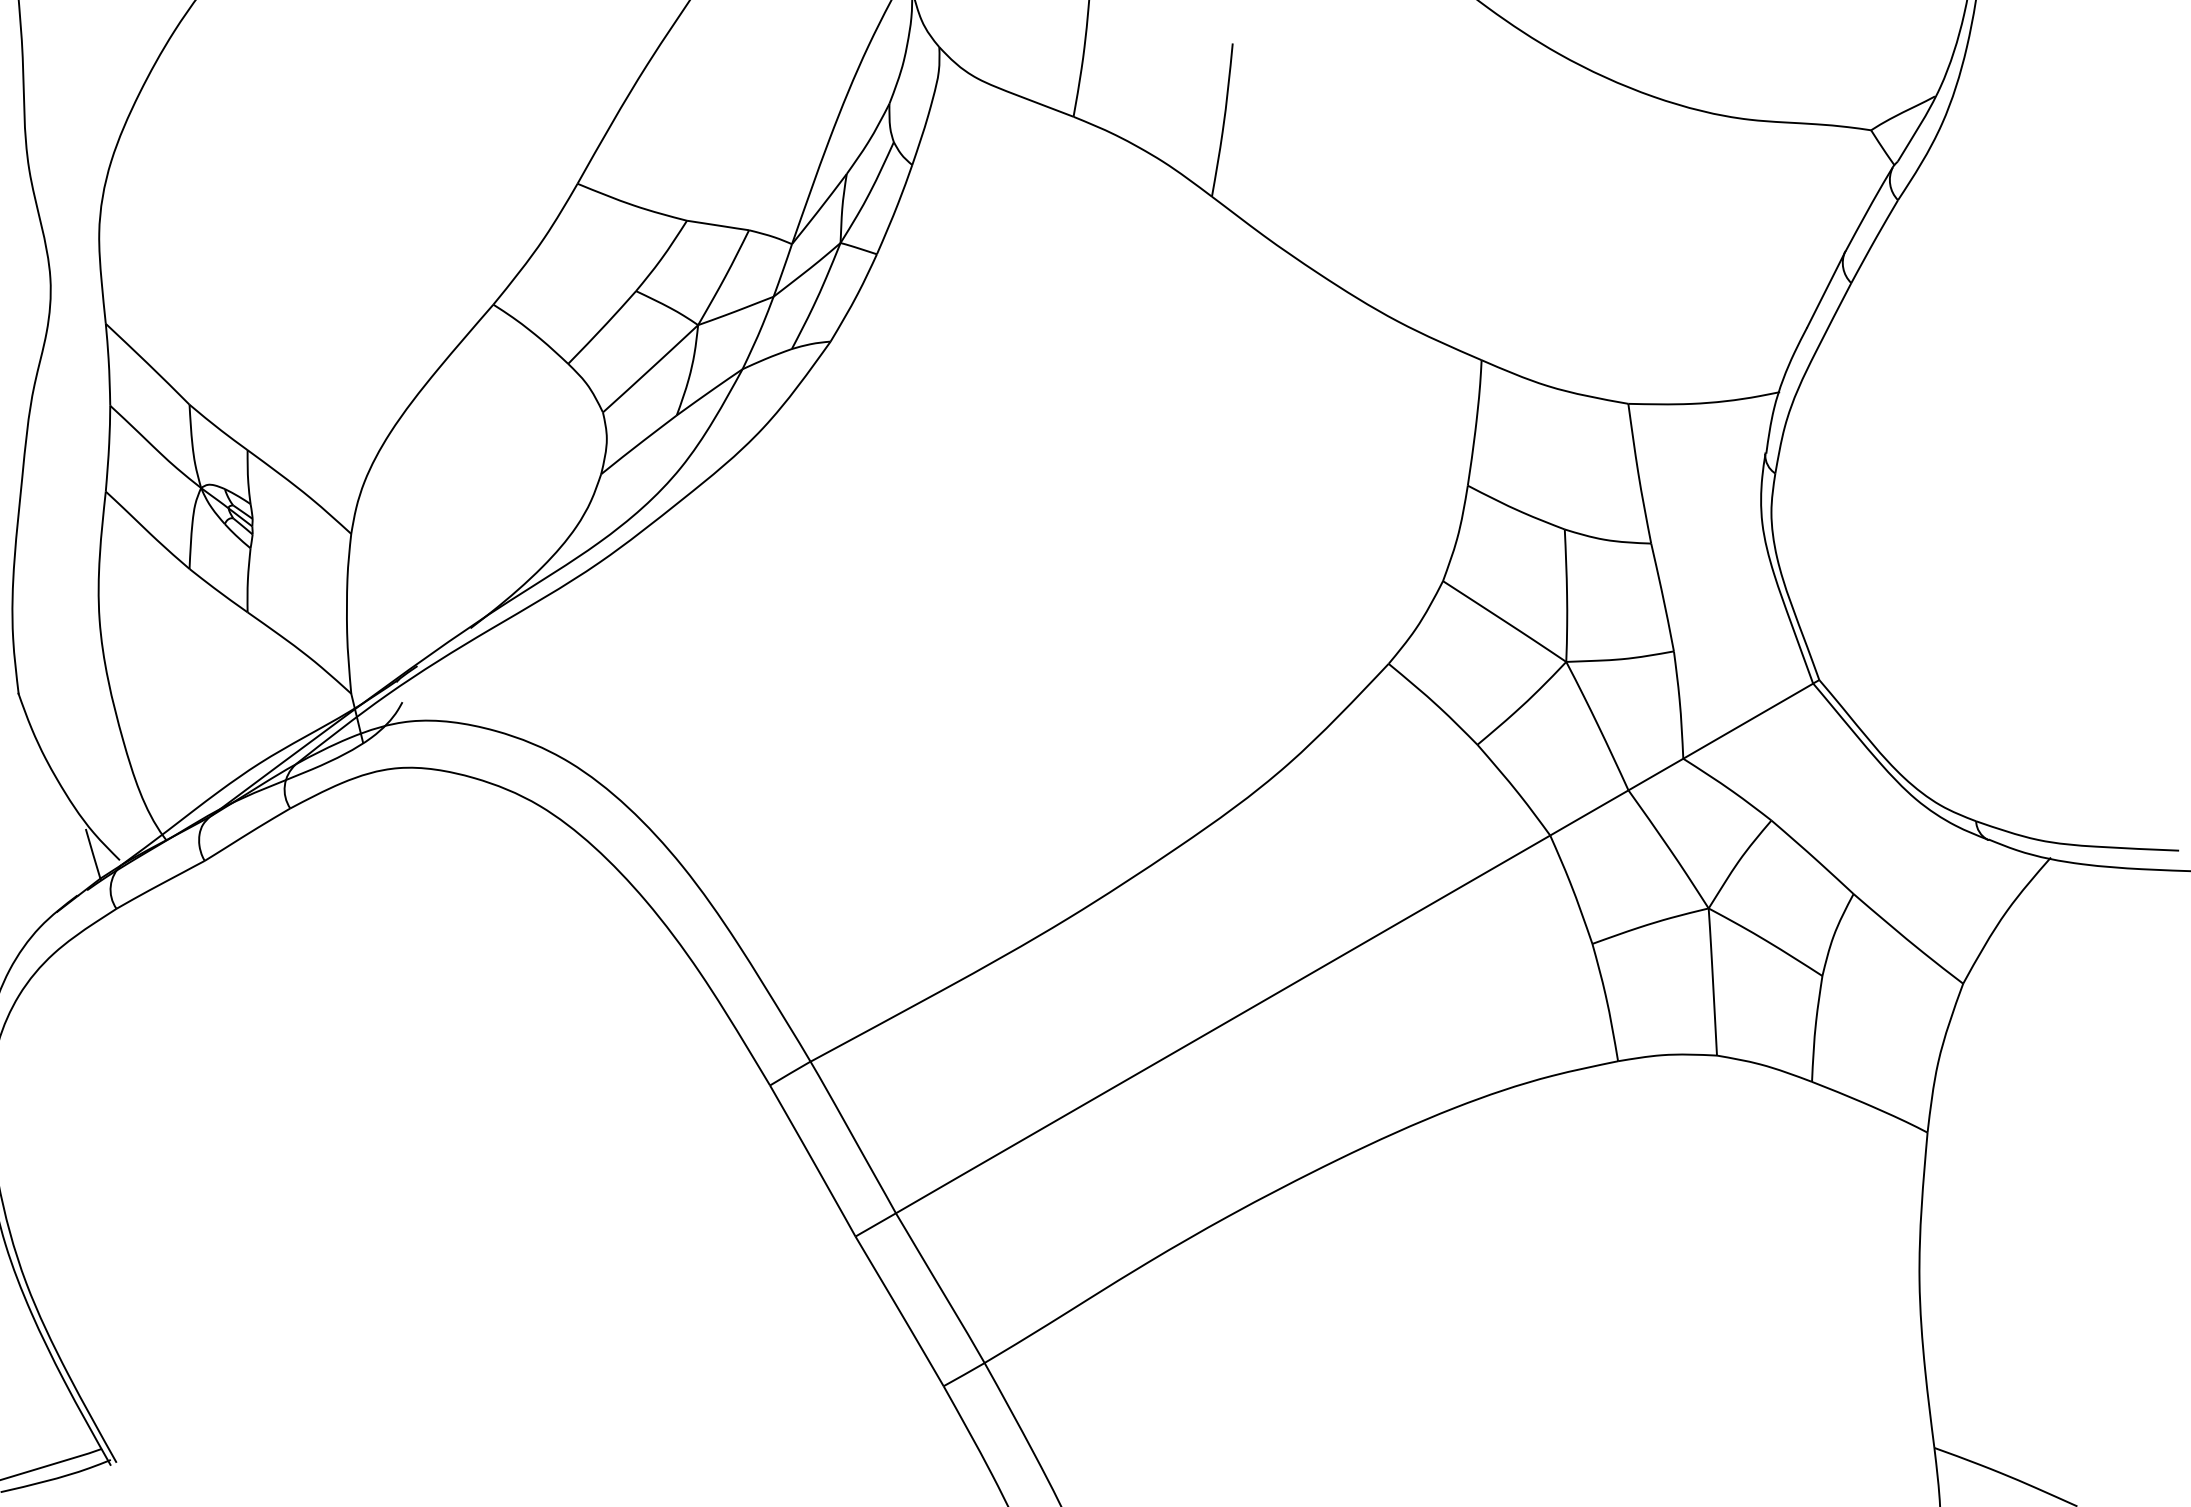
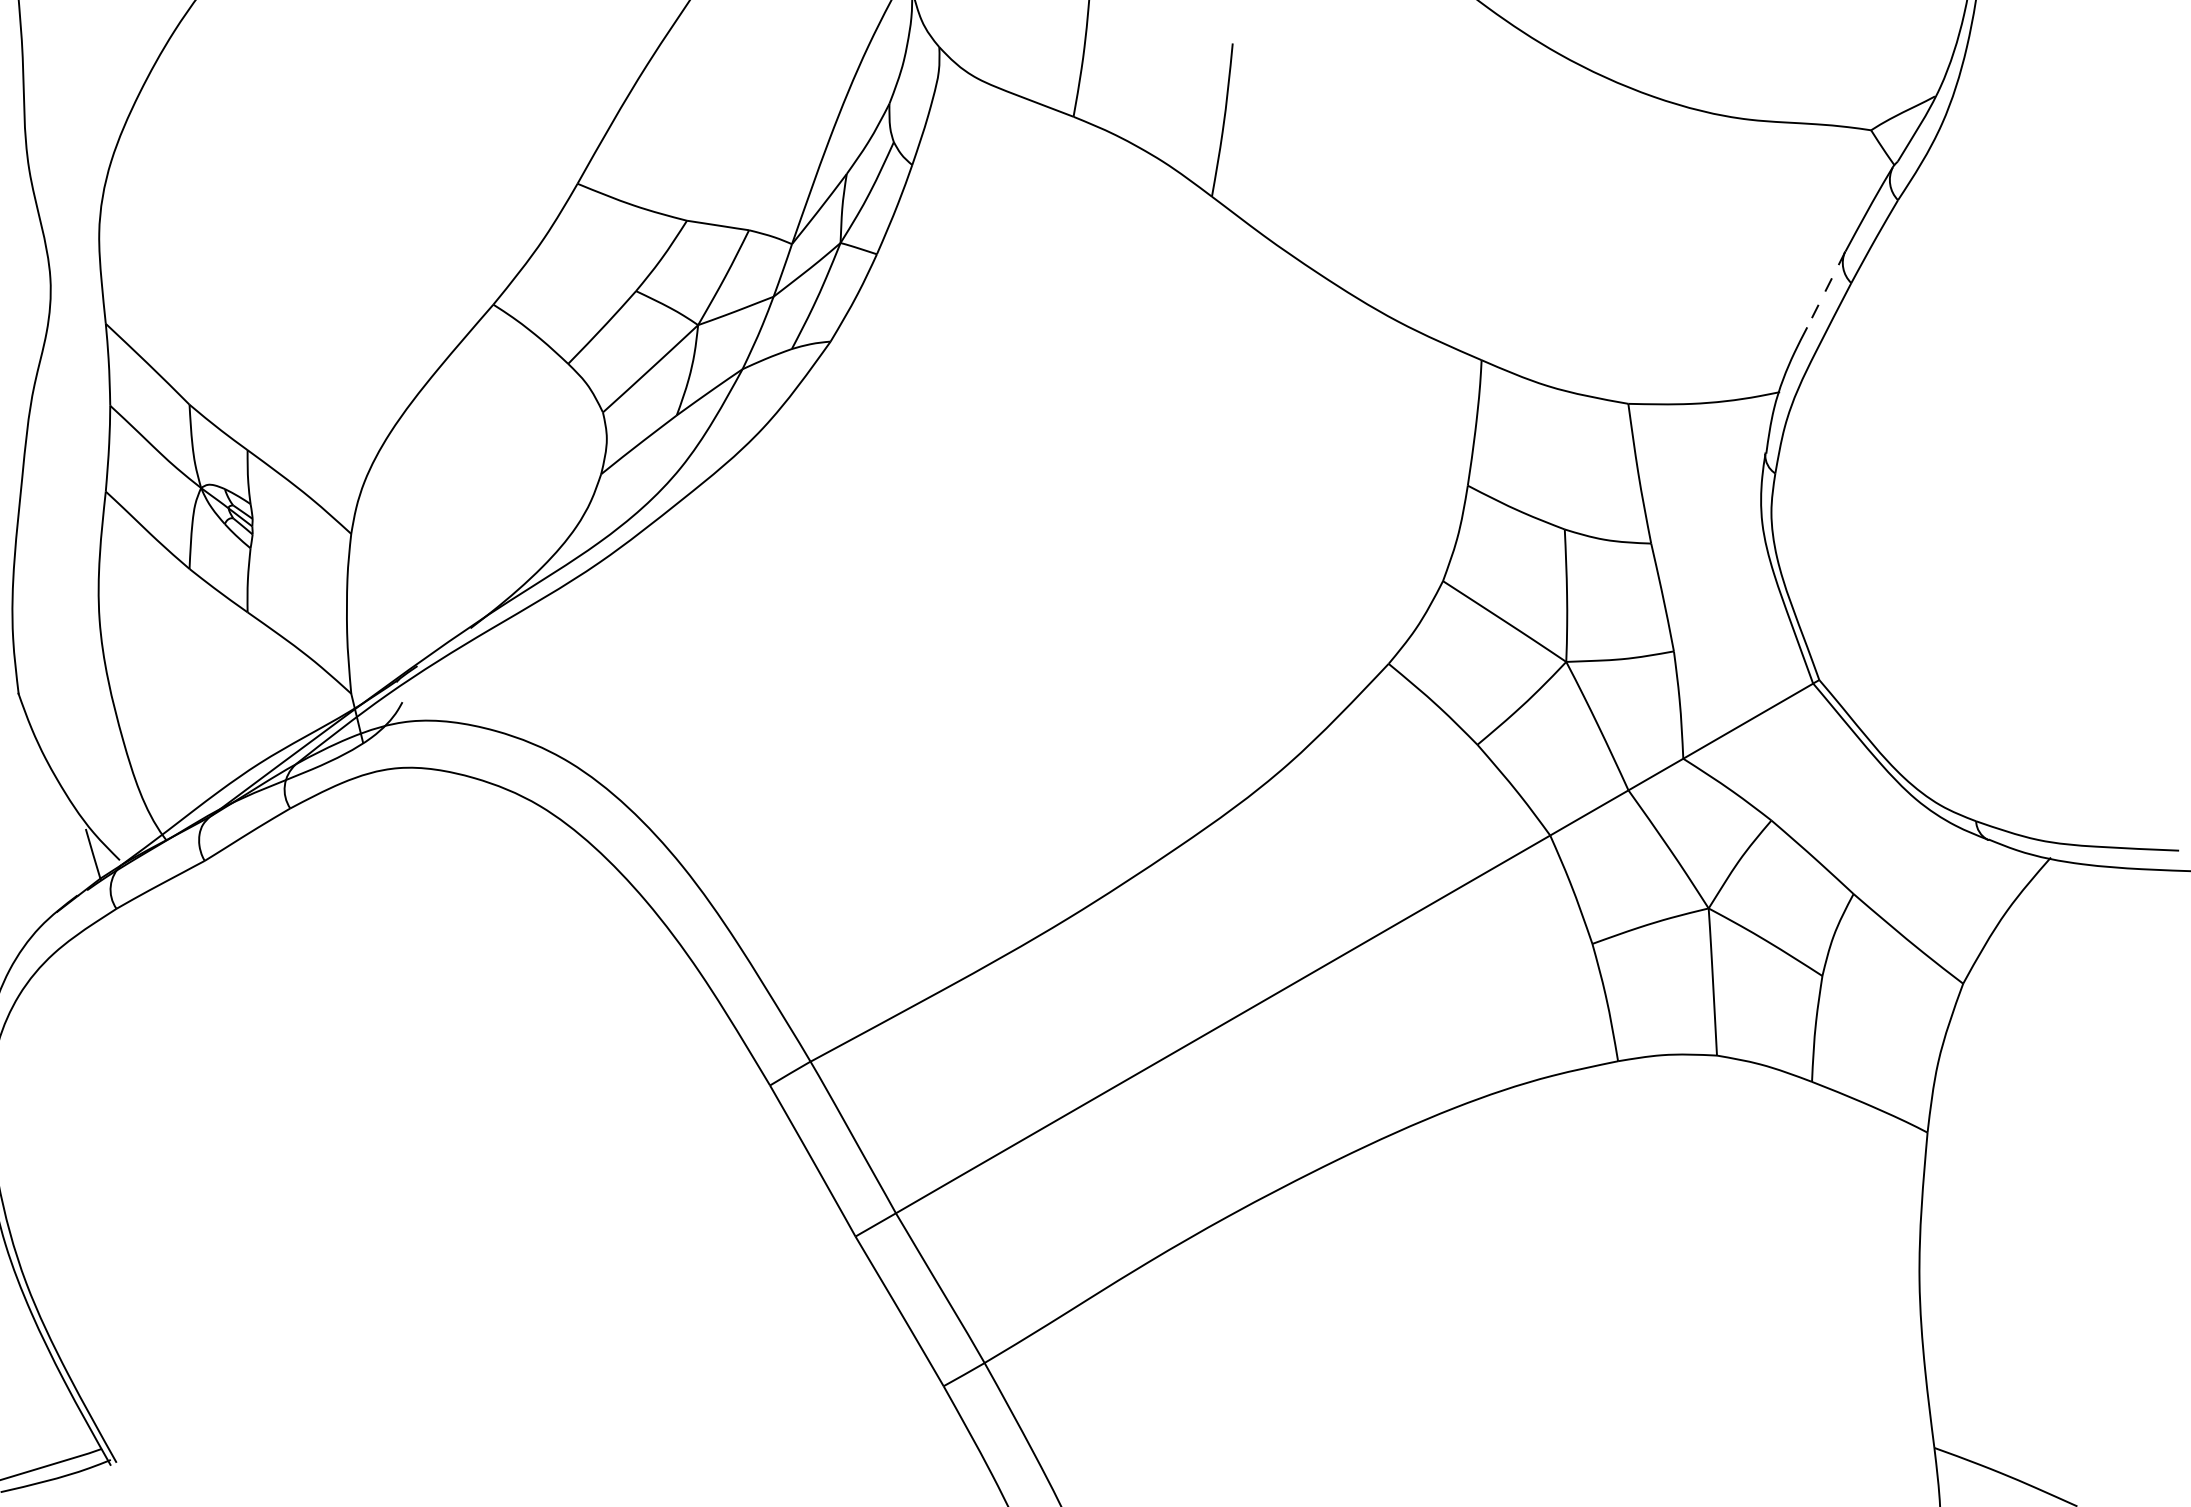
line: solid -> dashed (1826, 290)
